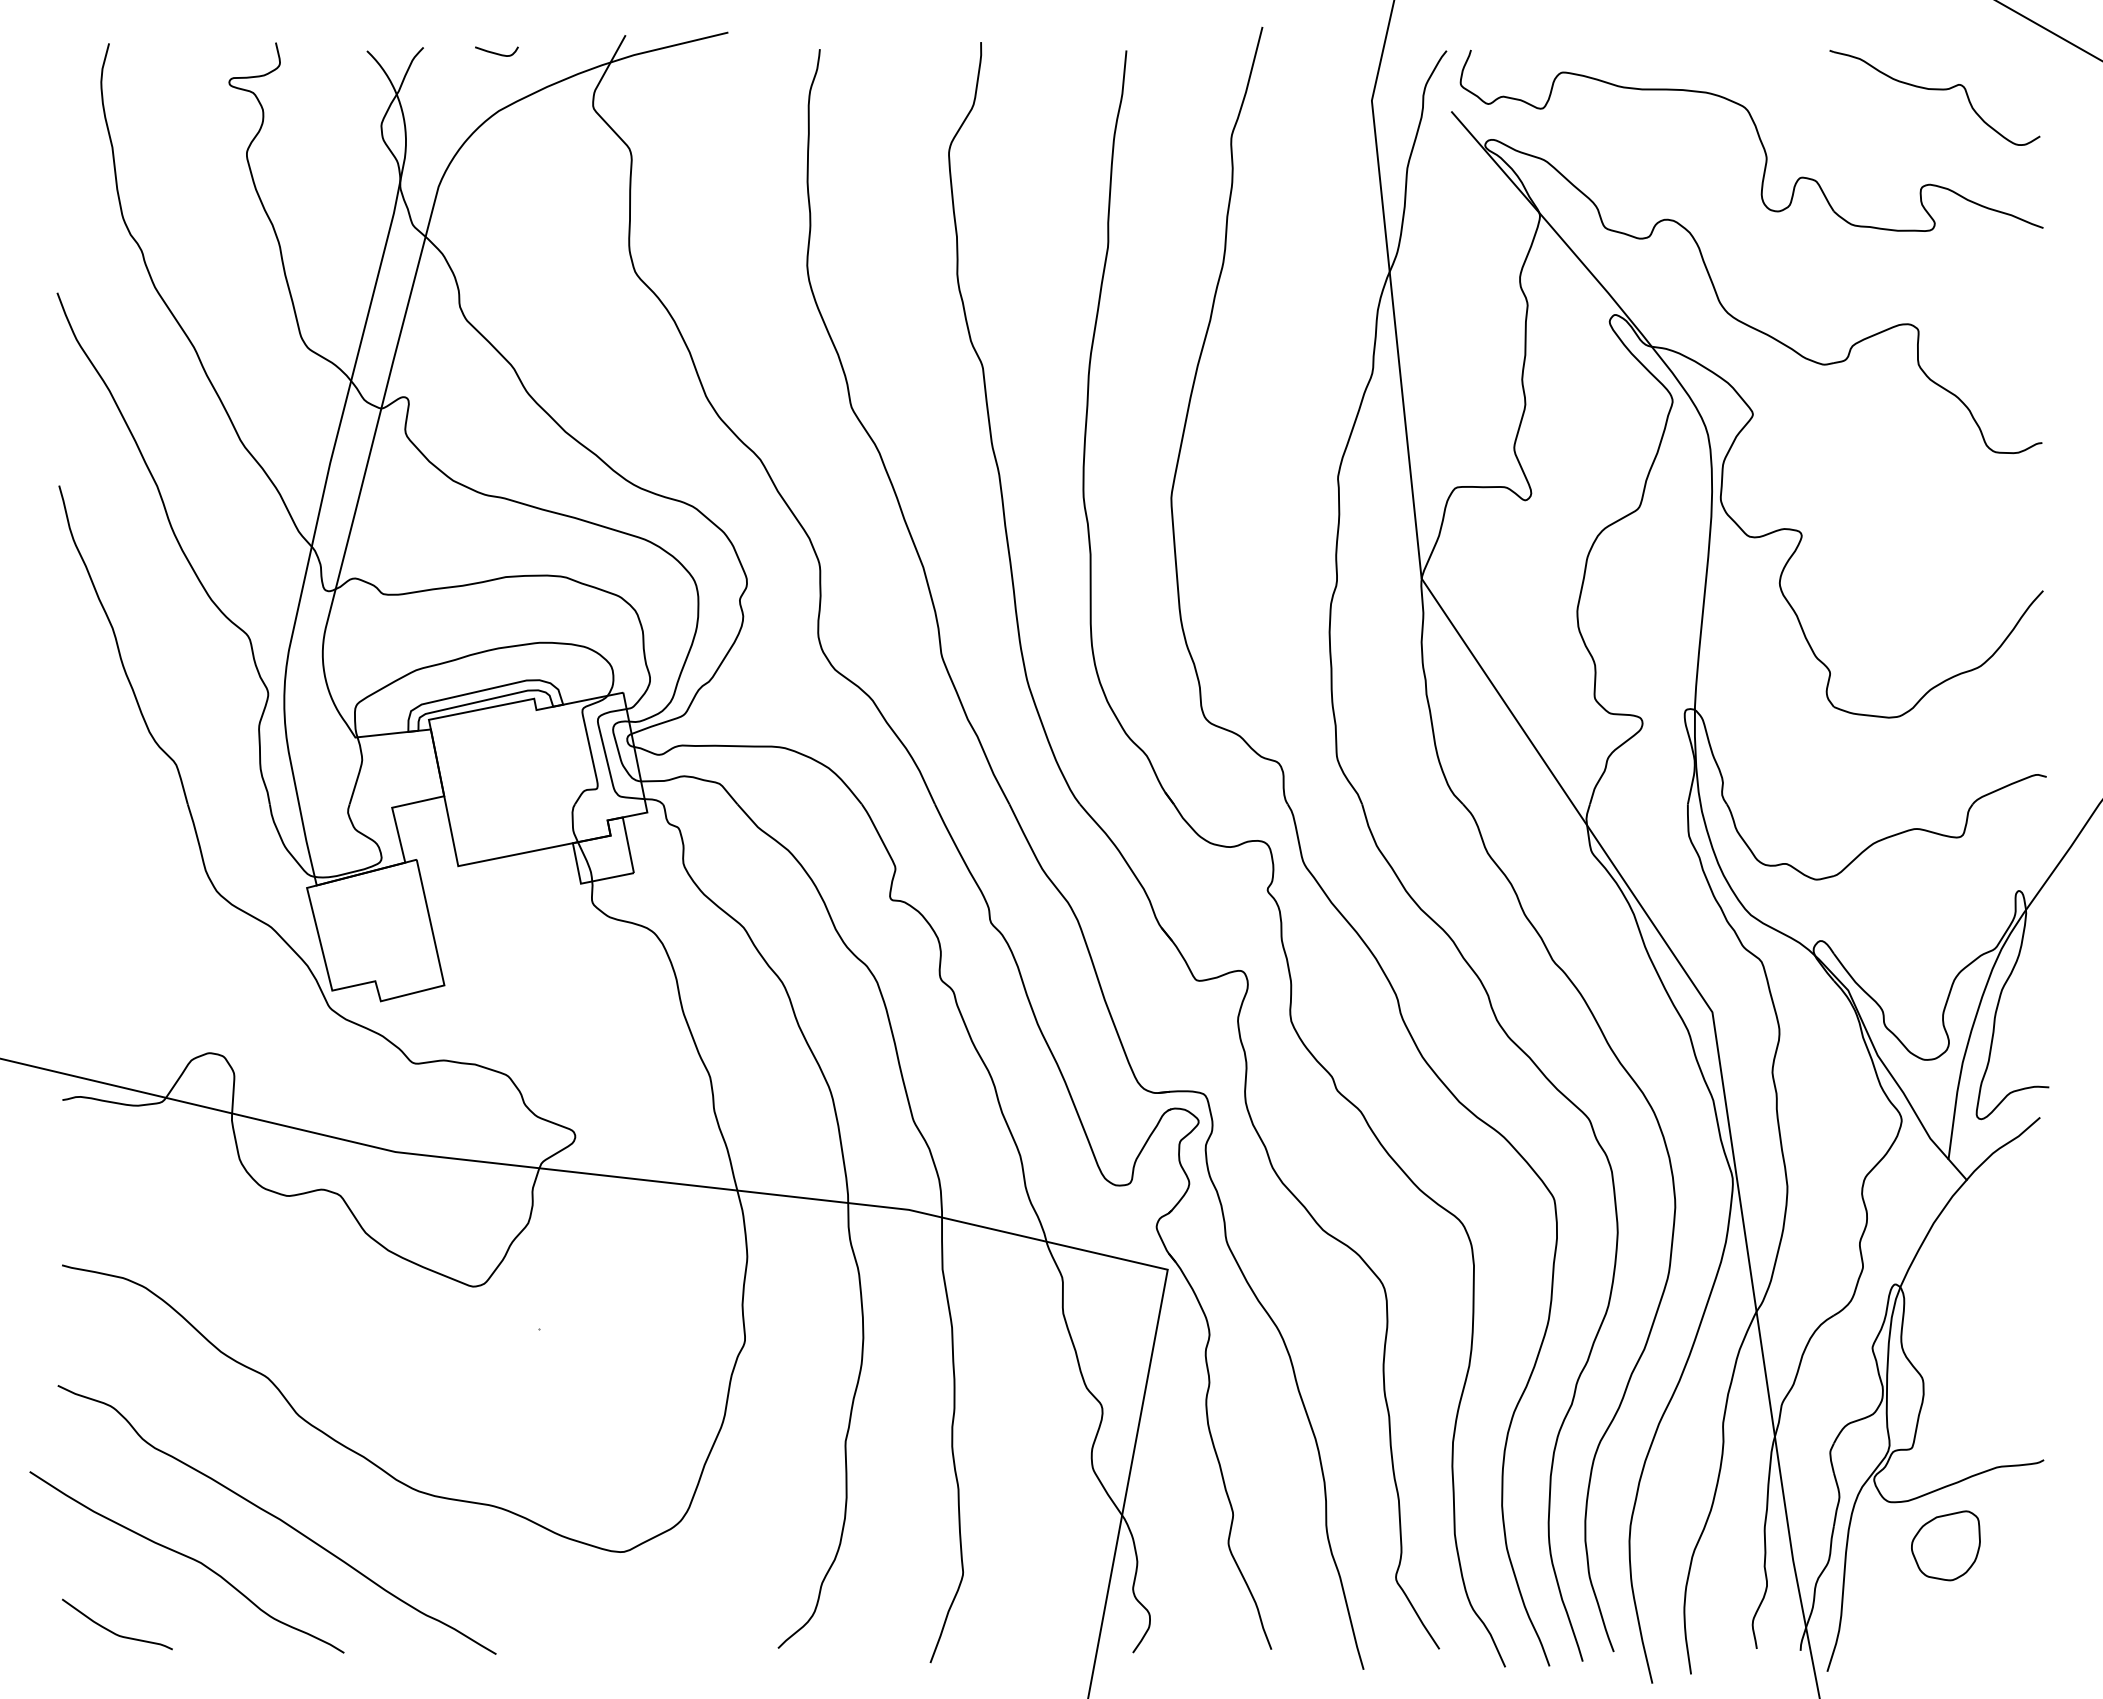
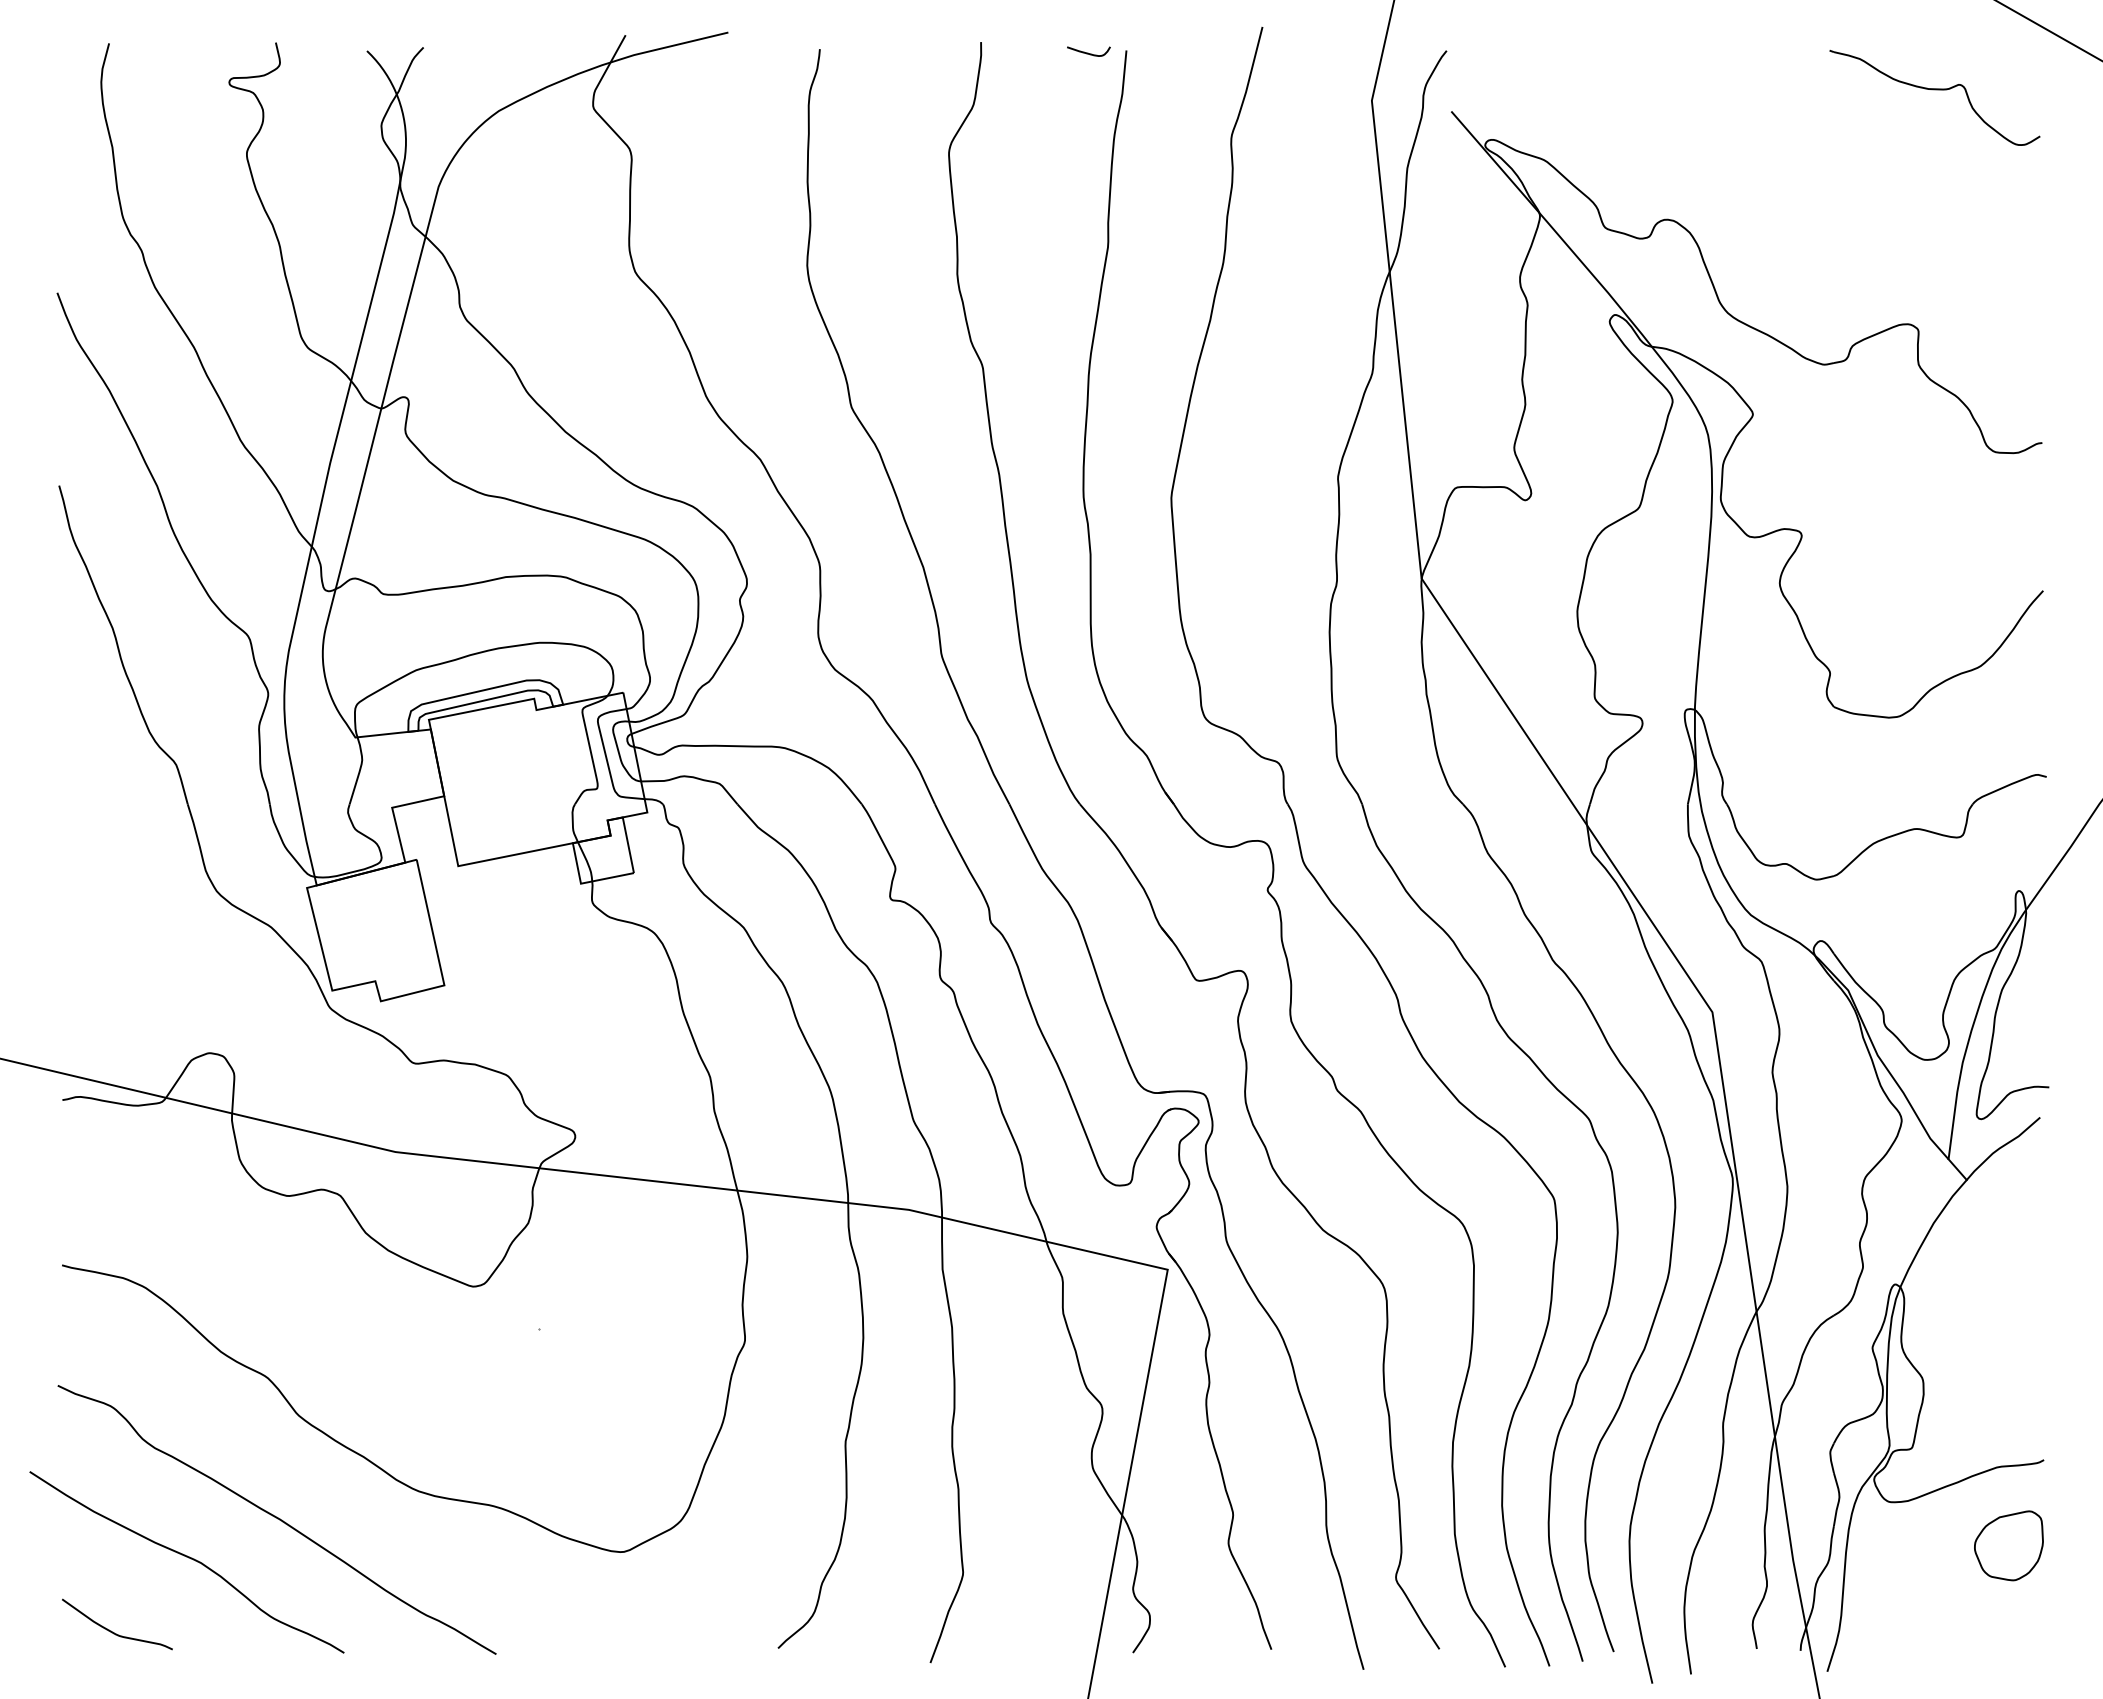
curve position: (496, 52) -> (1088, 52) (1088, 52)
part: present -> none (1758, 138)
part position: (1945, 1545) -> (2008, 1545) (2008, 1545)
